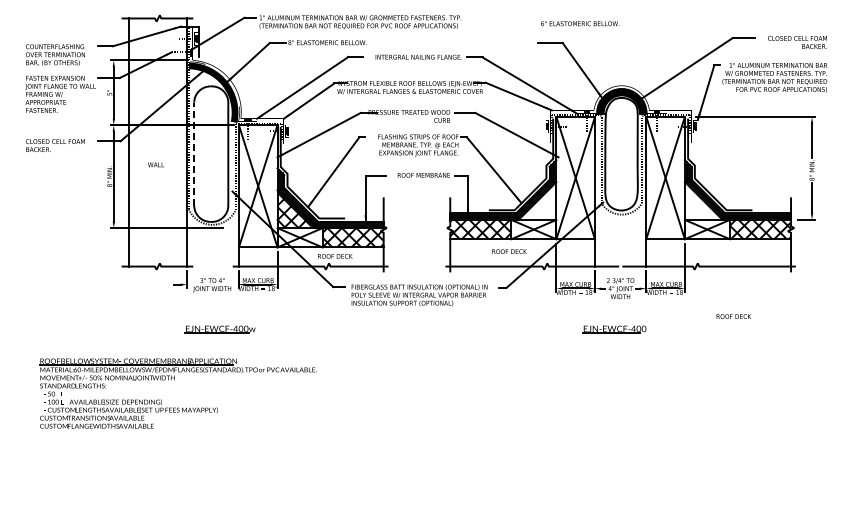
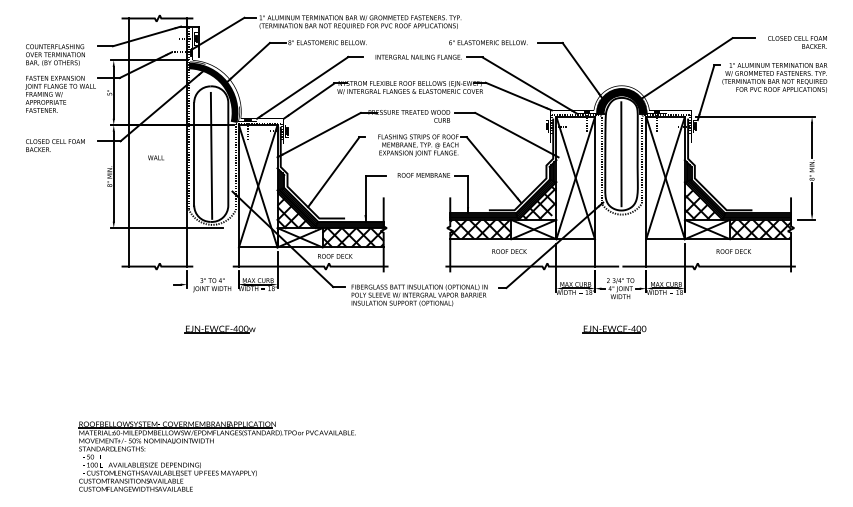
text position: (580, 23) -> (488, 42) (488, 42)
line: dashed -> solid (194, 153)
line: none -> present (621, 154)
line: none -> present (211, 155)
text position: (155, 164) -> (155, 157) (155, 157)
hatch: none -> present (703, 201)
hatch: none -> present (539, 202)
text position: (733, 316) -> (733, 251) (733, 251)
part position: (174, 380) -> (213, 443) (213, 443)
